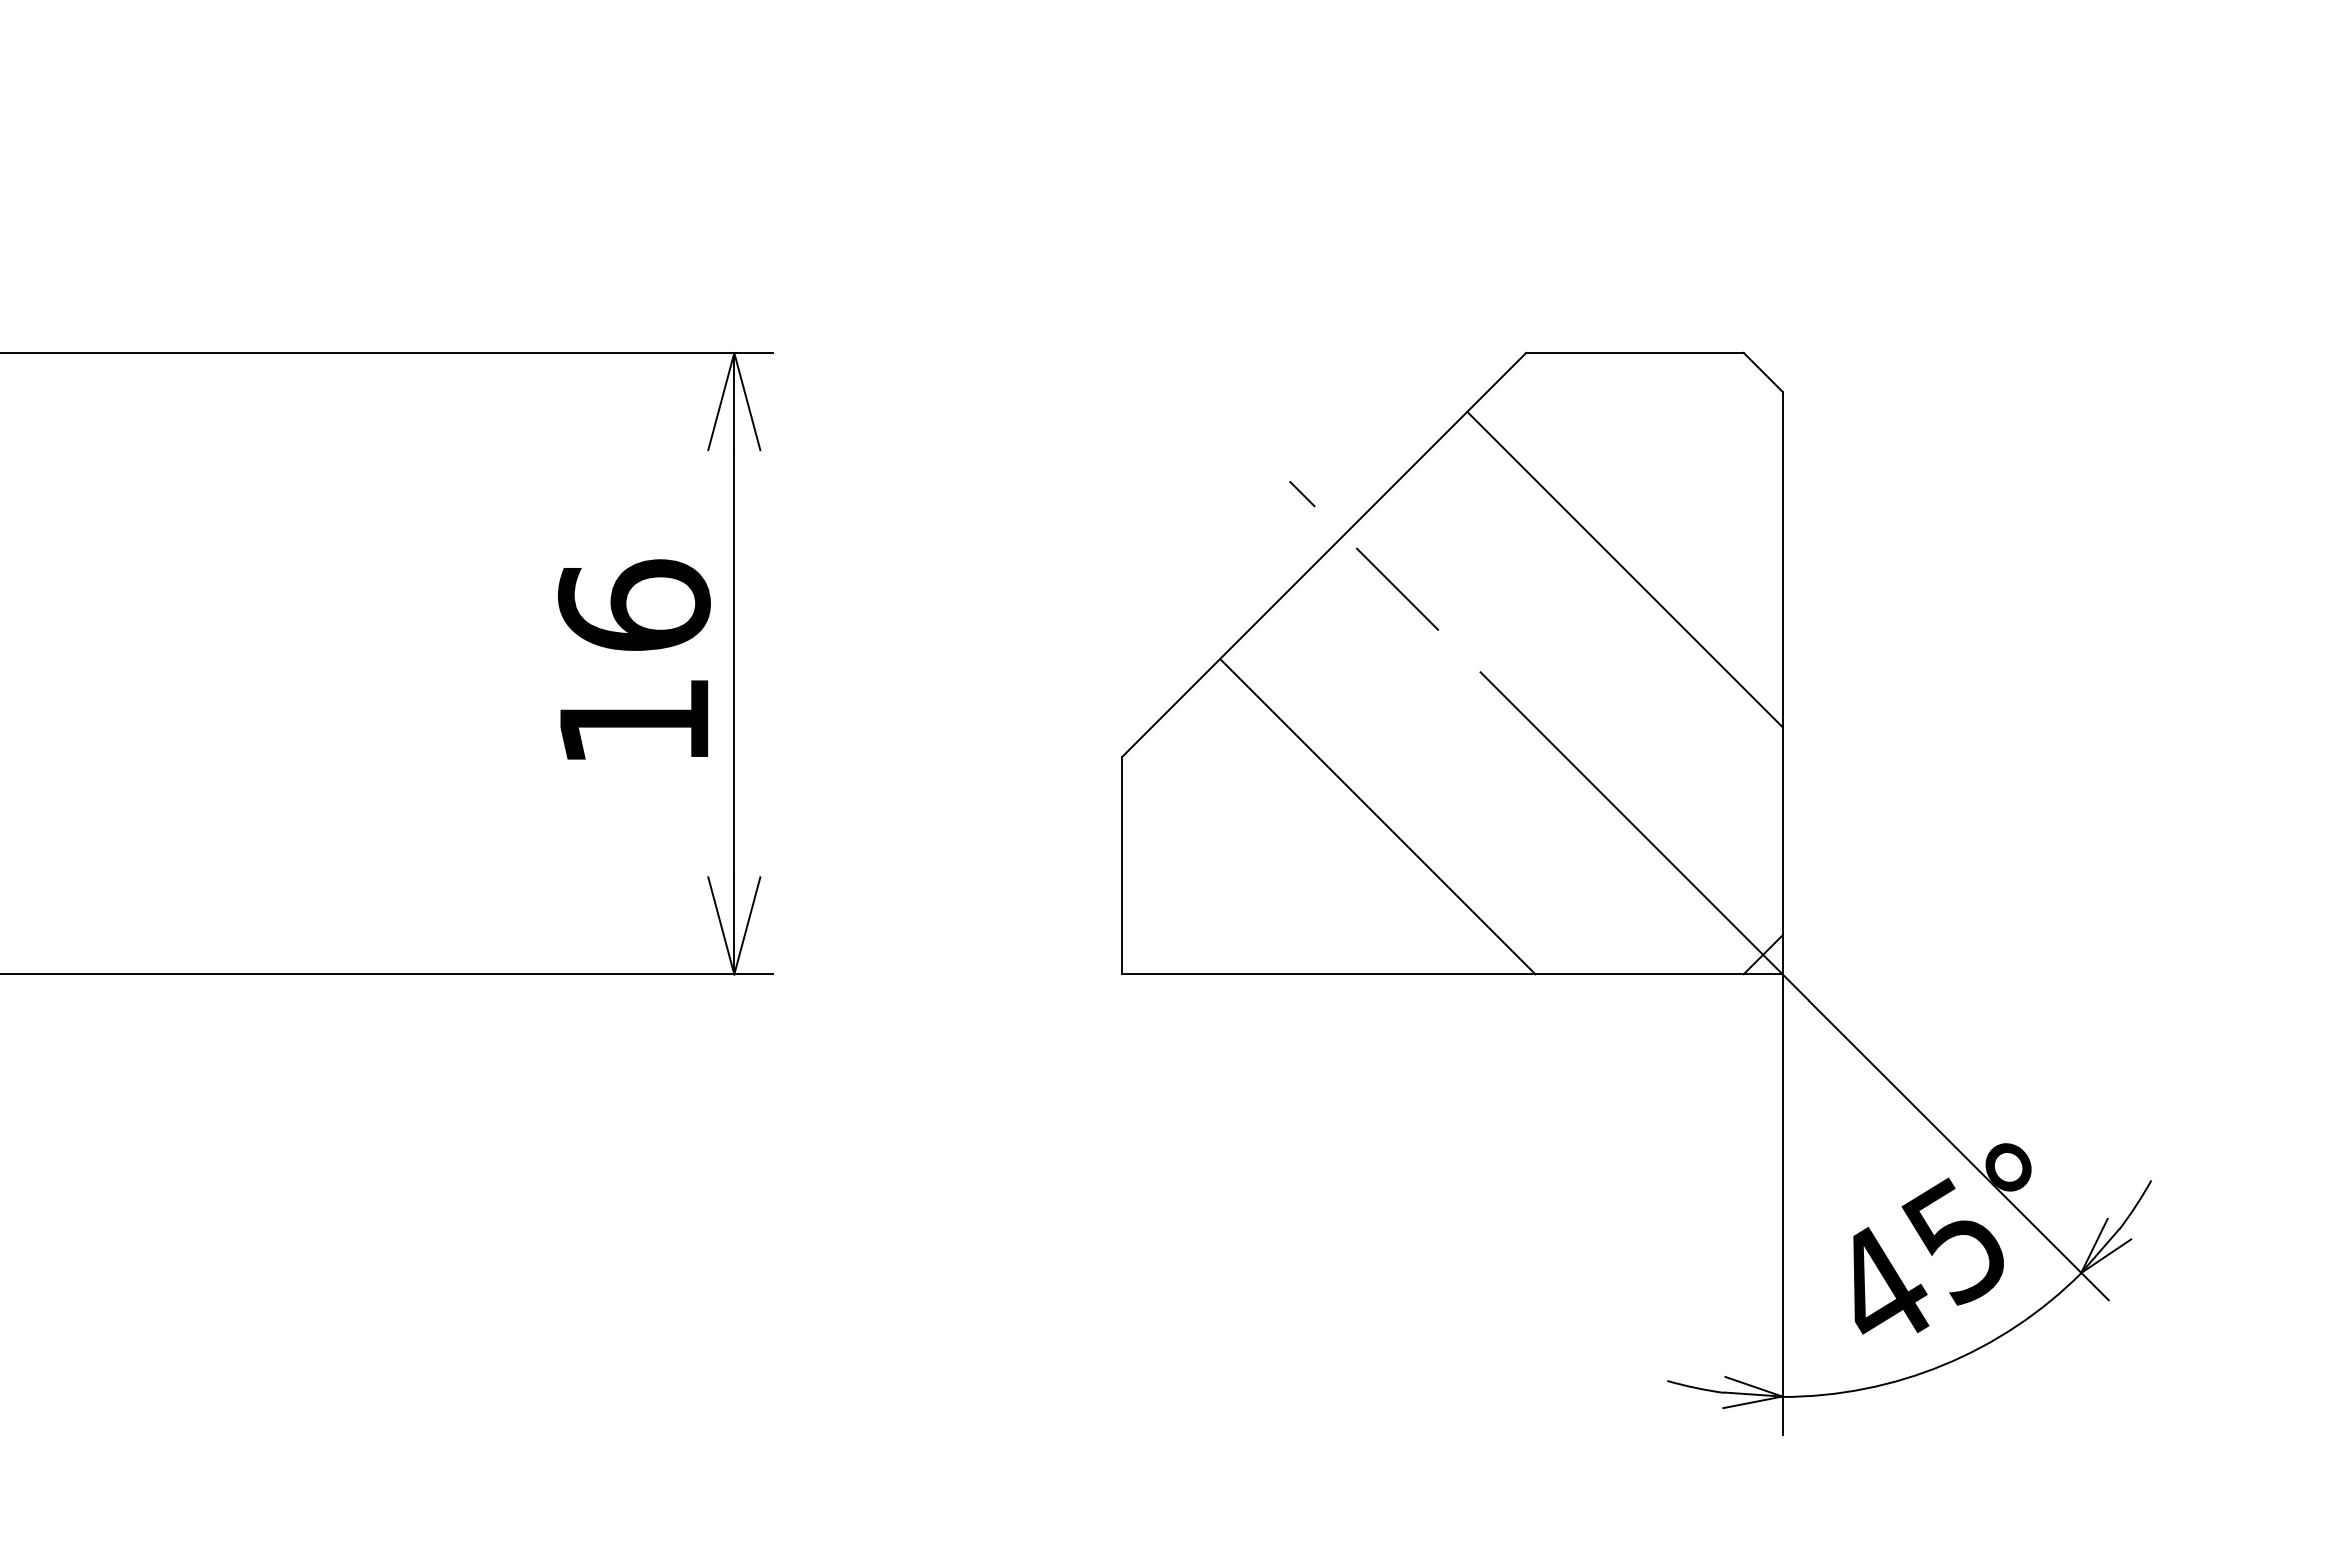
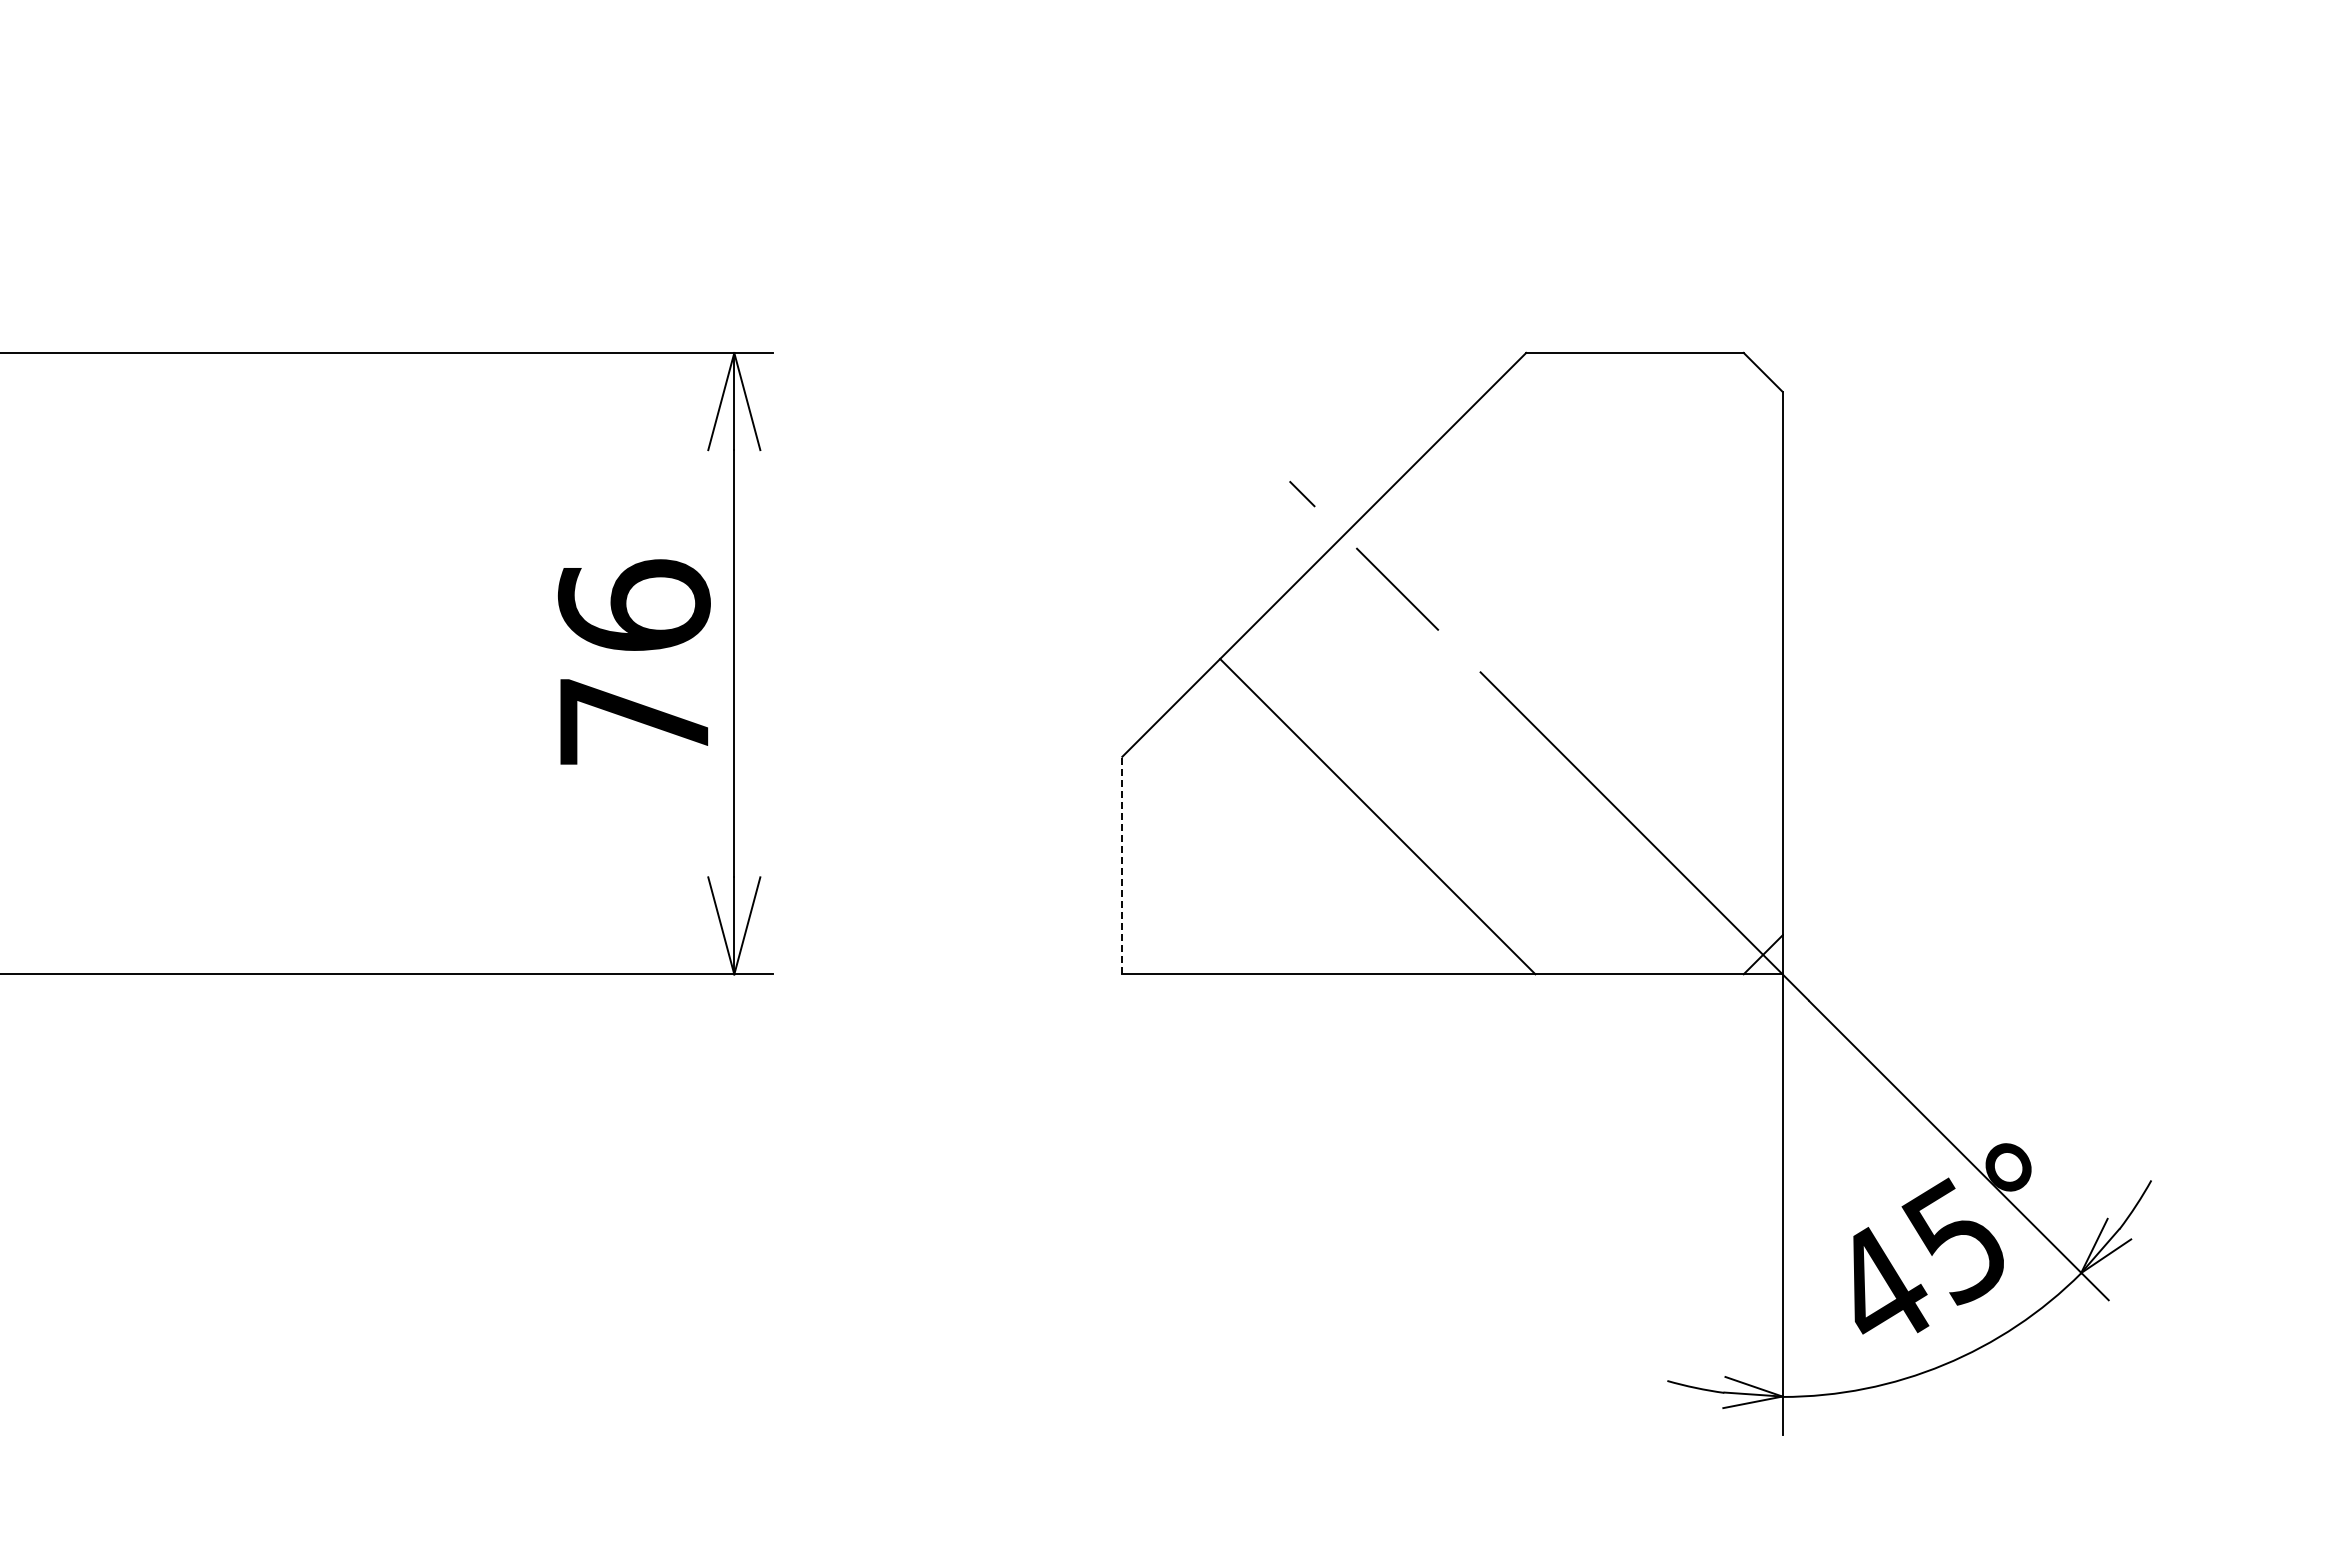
line: present -> none (1624, 569)
text: 16 -> 76 (634, 721)
line: solid -> dashed (1122, 865)
